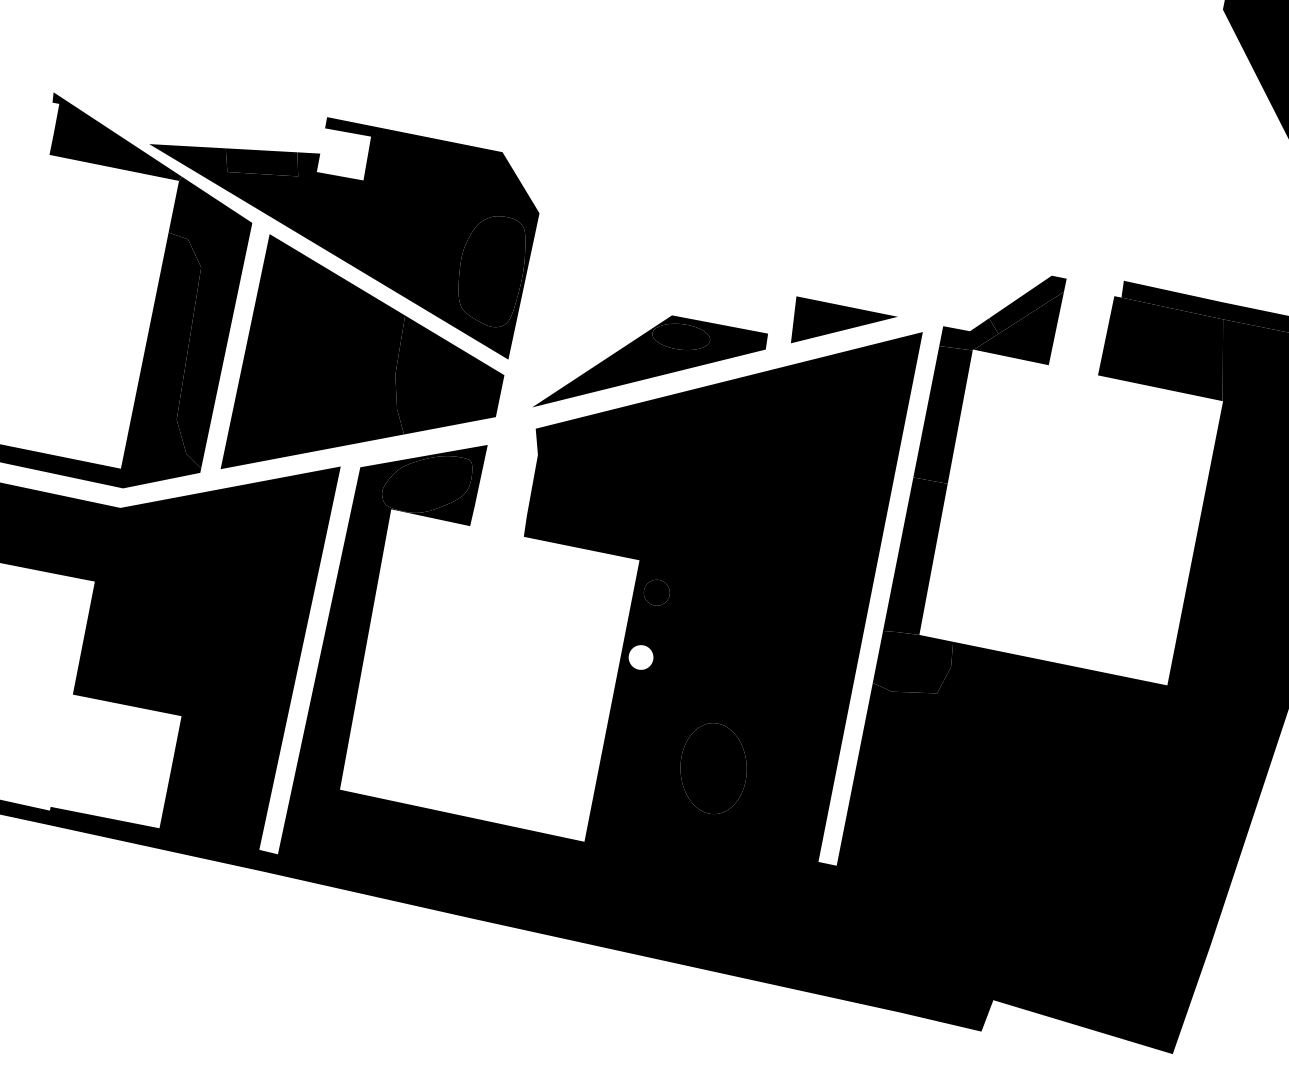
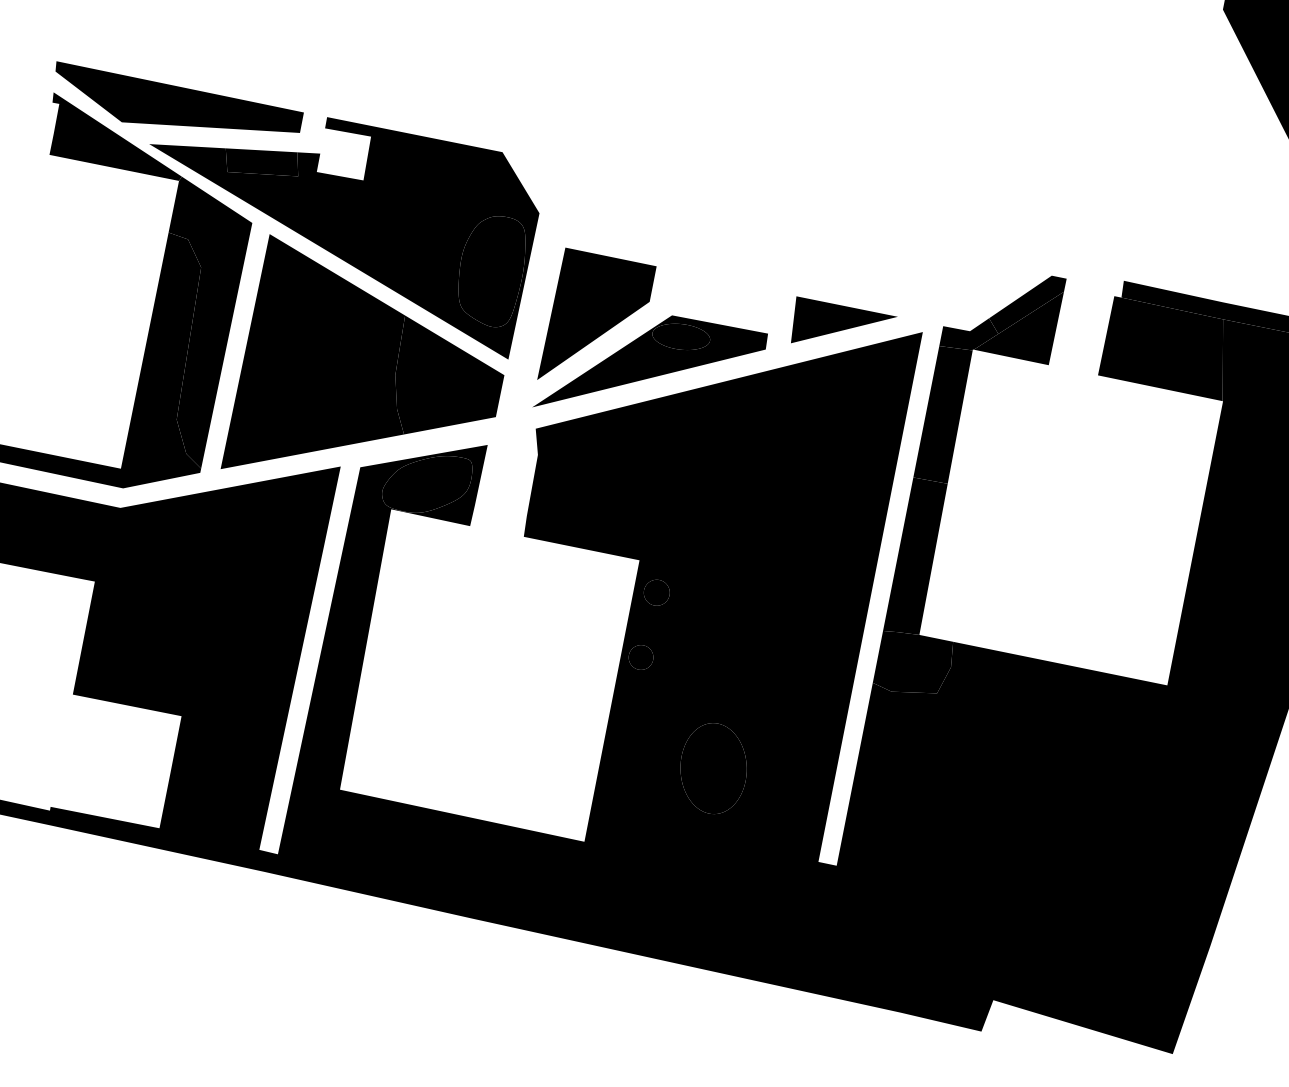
part: none -> present (179, 96)
fill: none -> present (596, 313)
fill: none -> present (640, 657)
